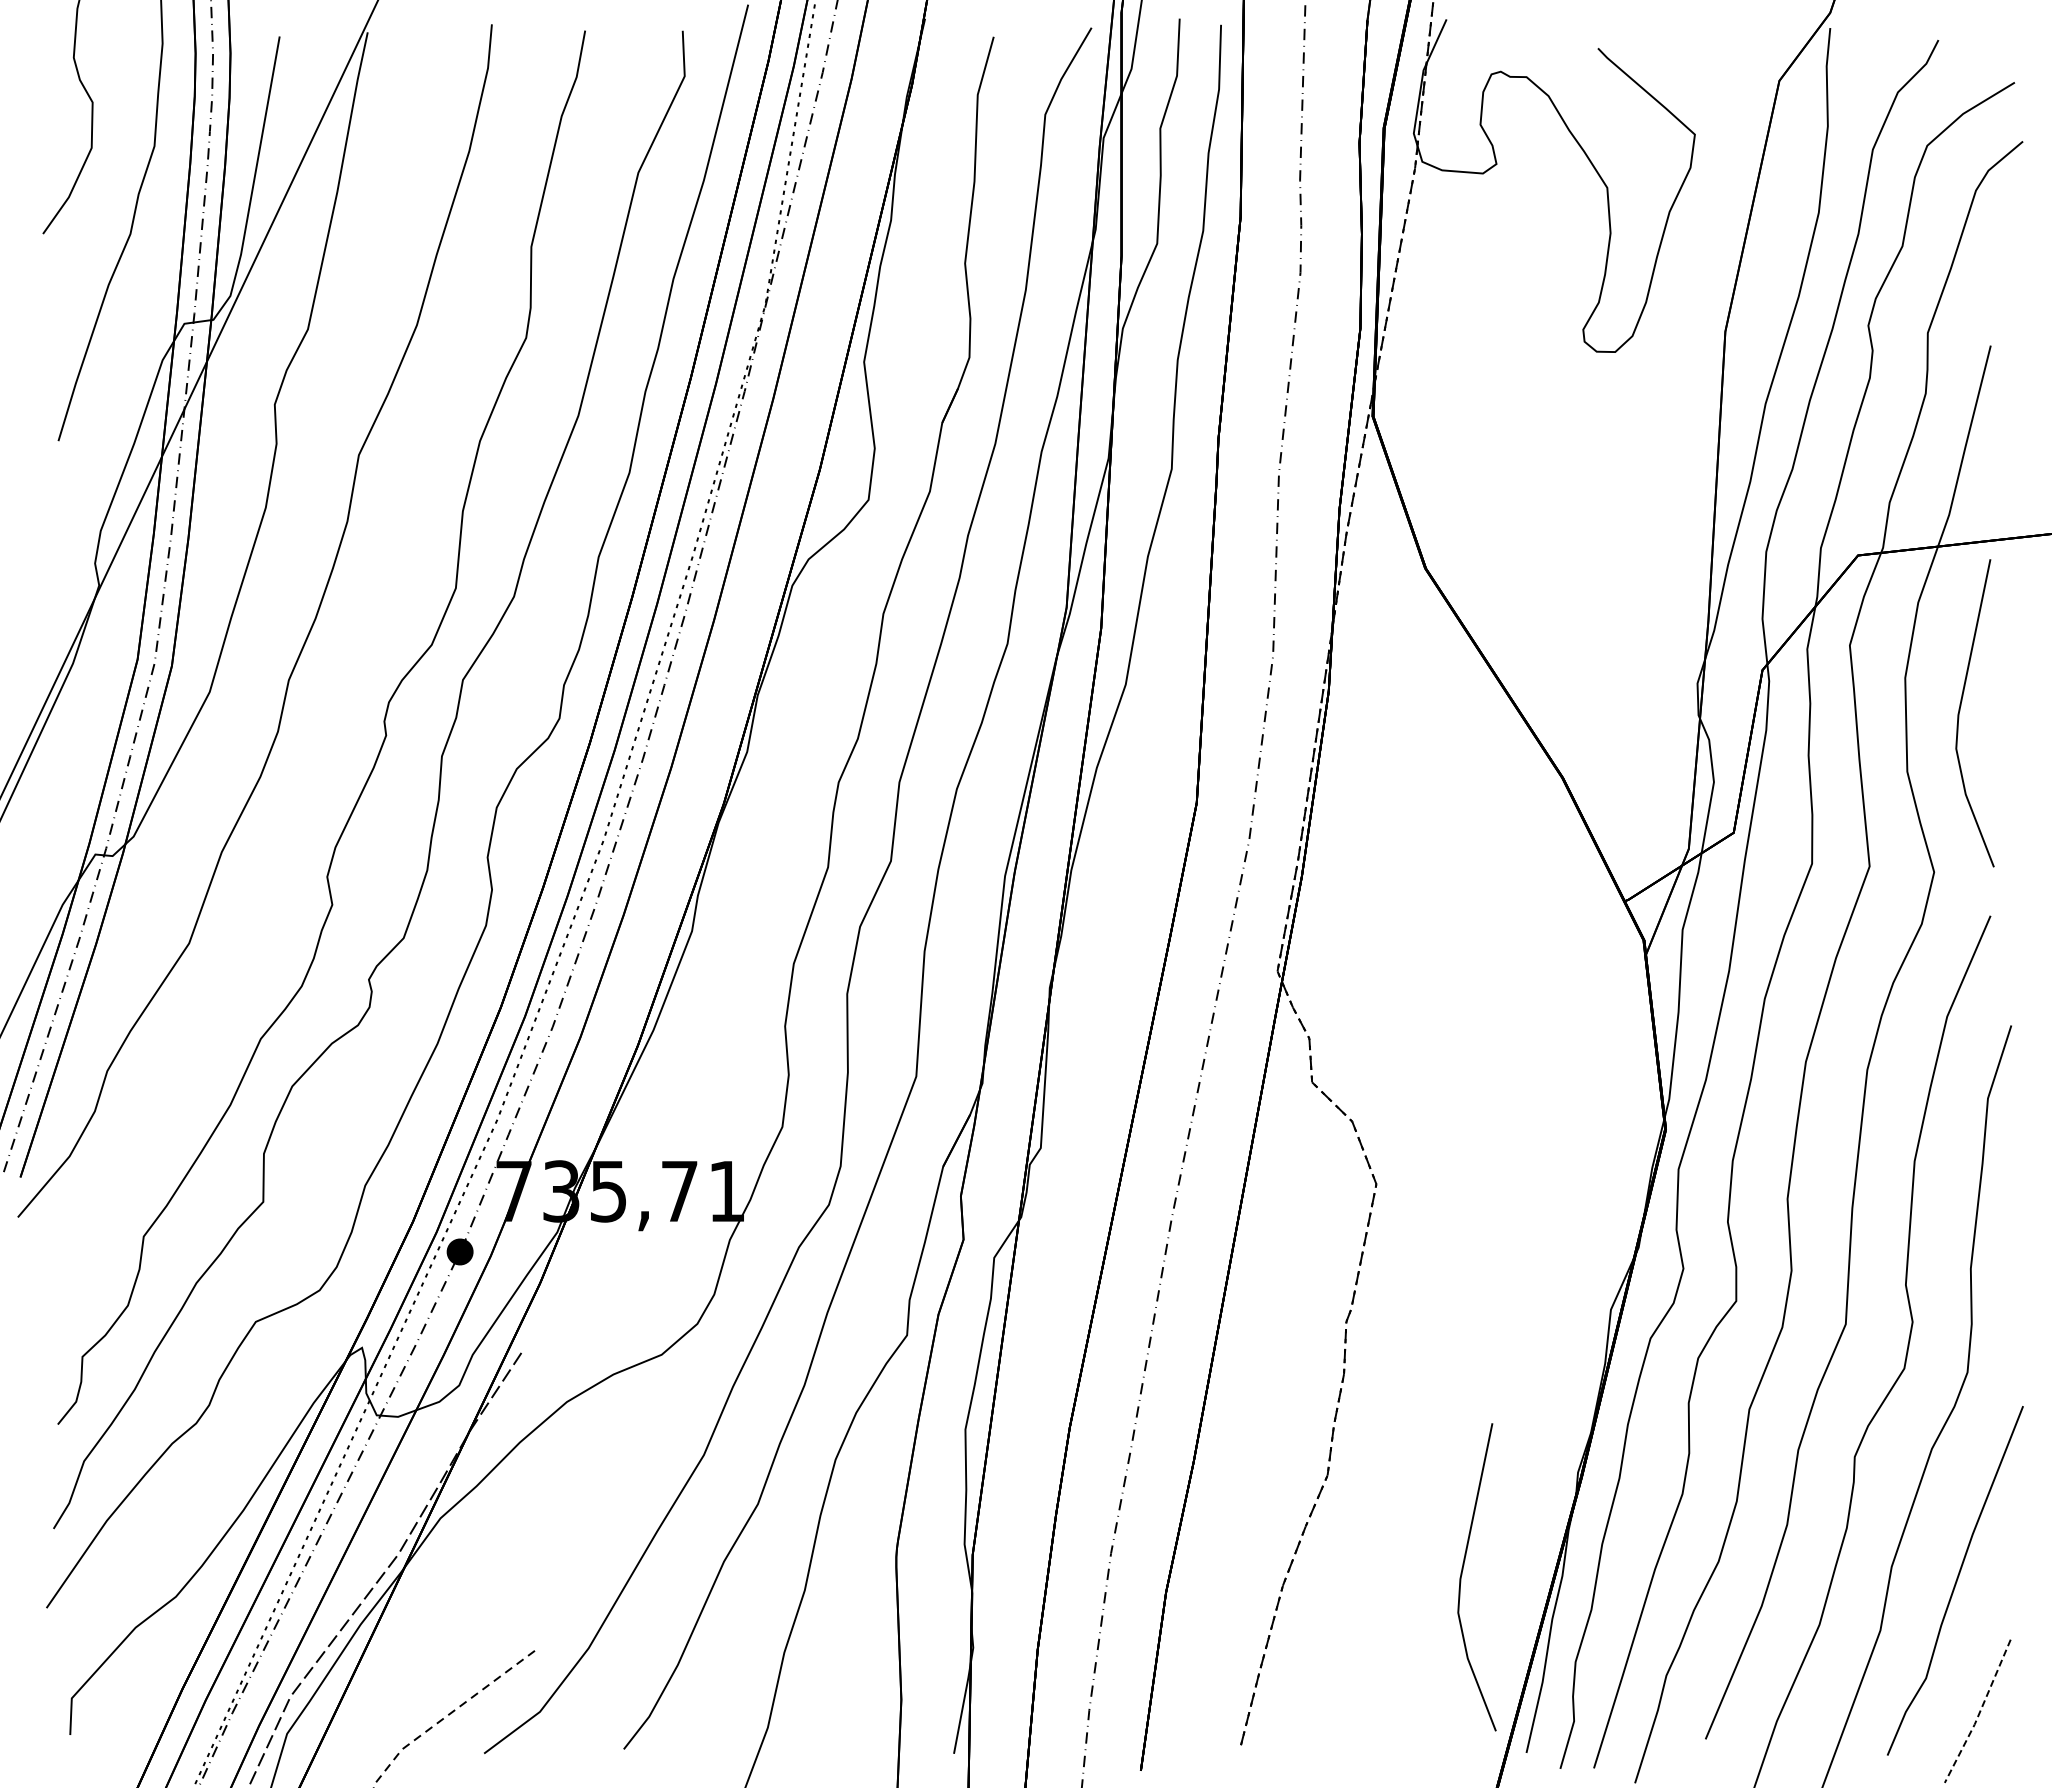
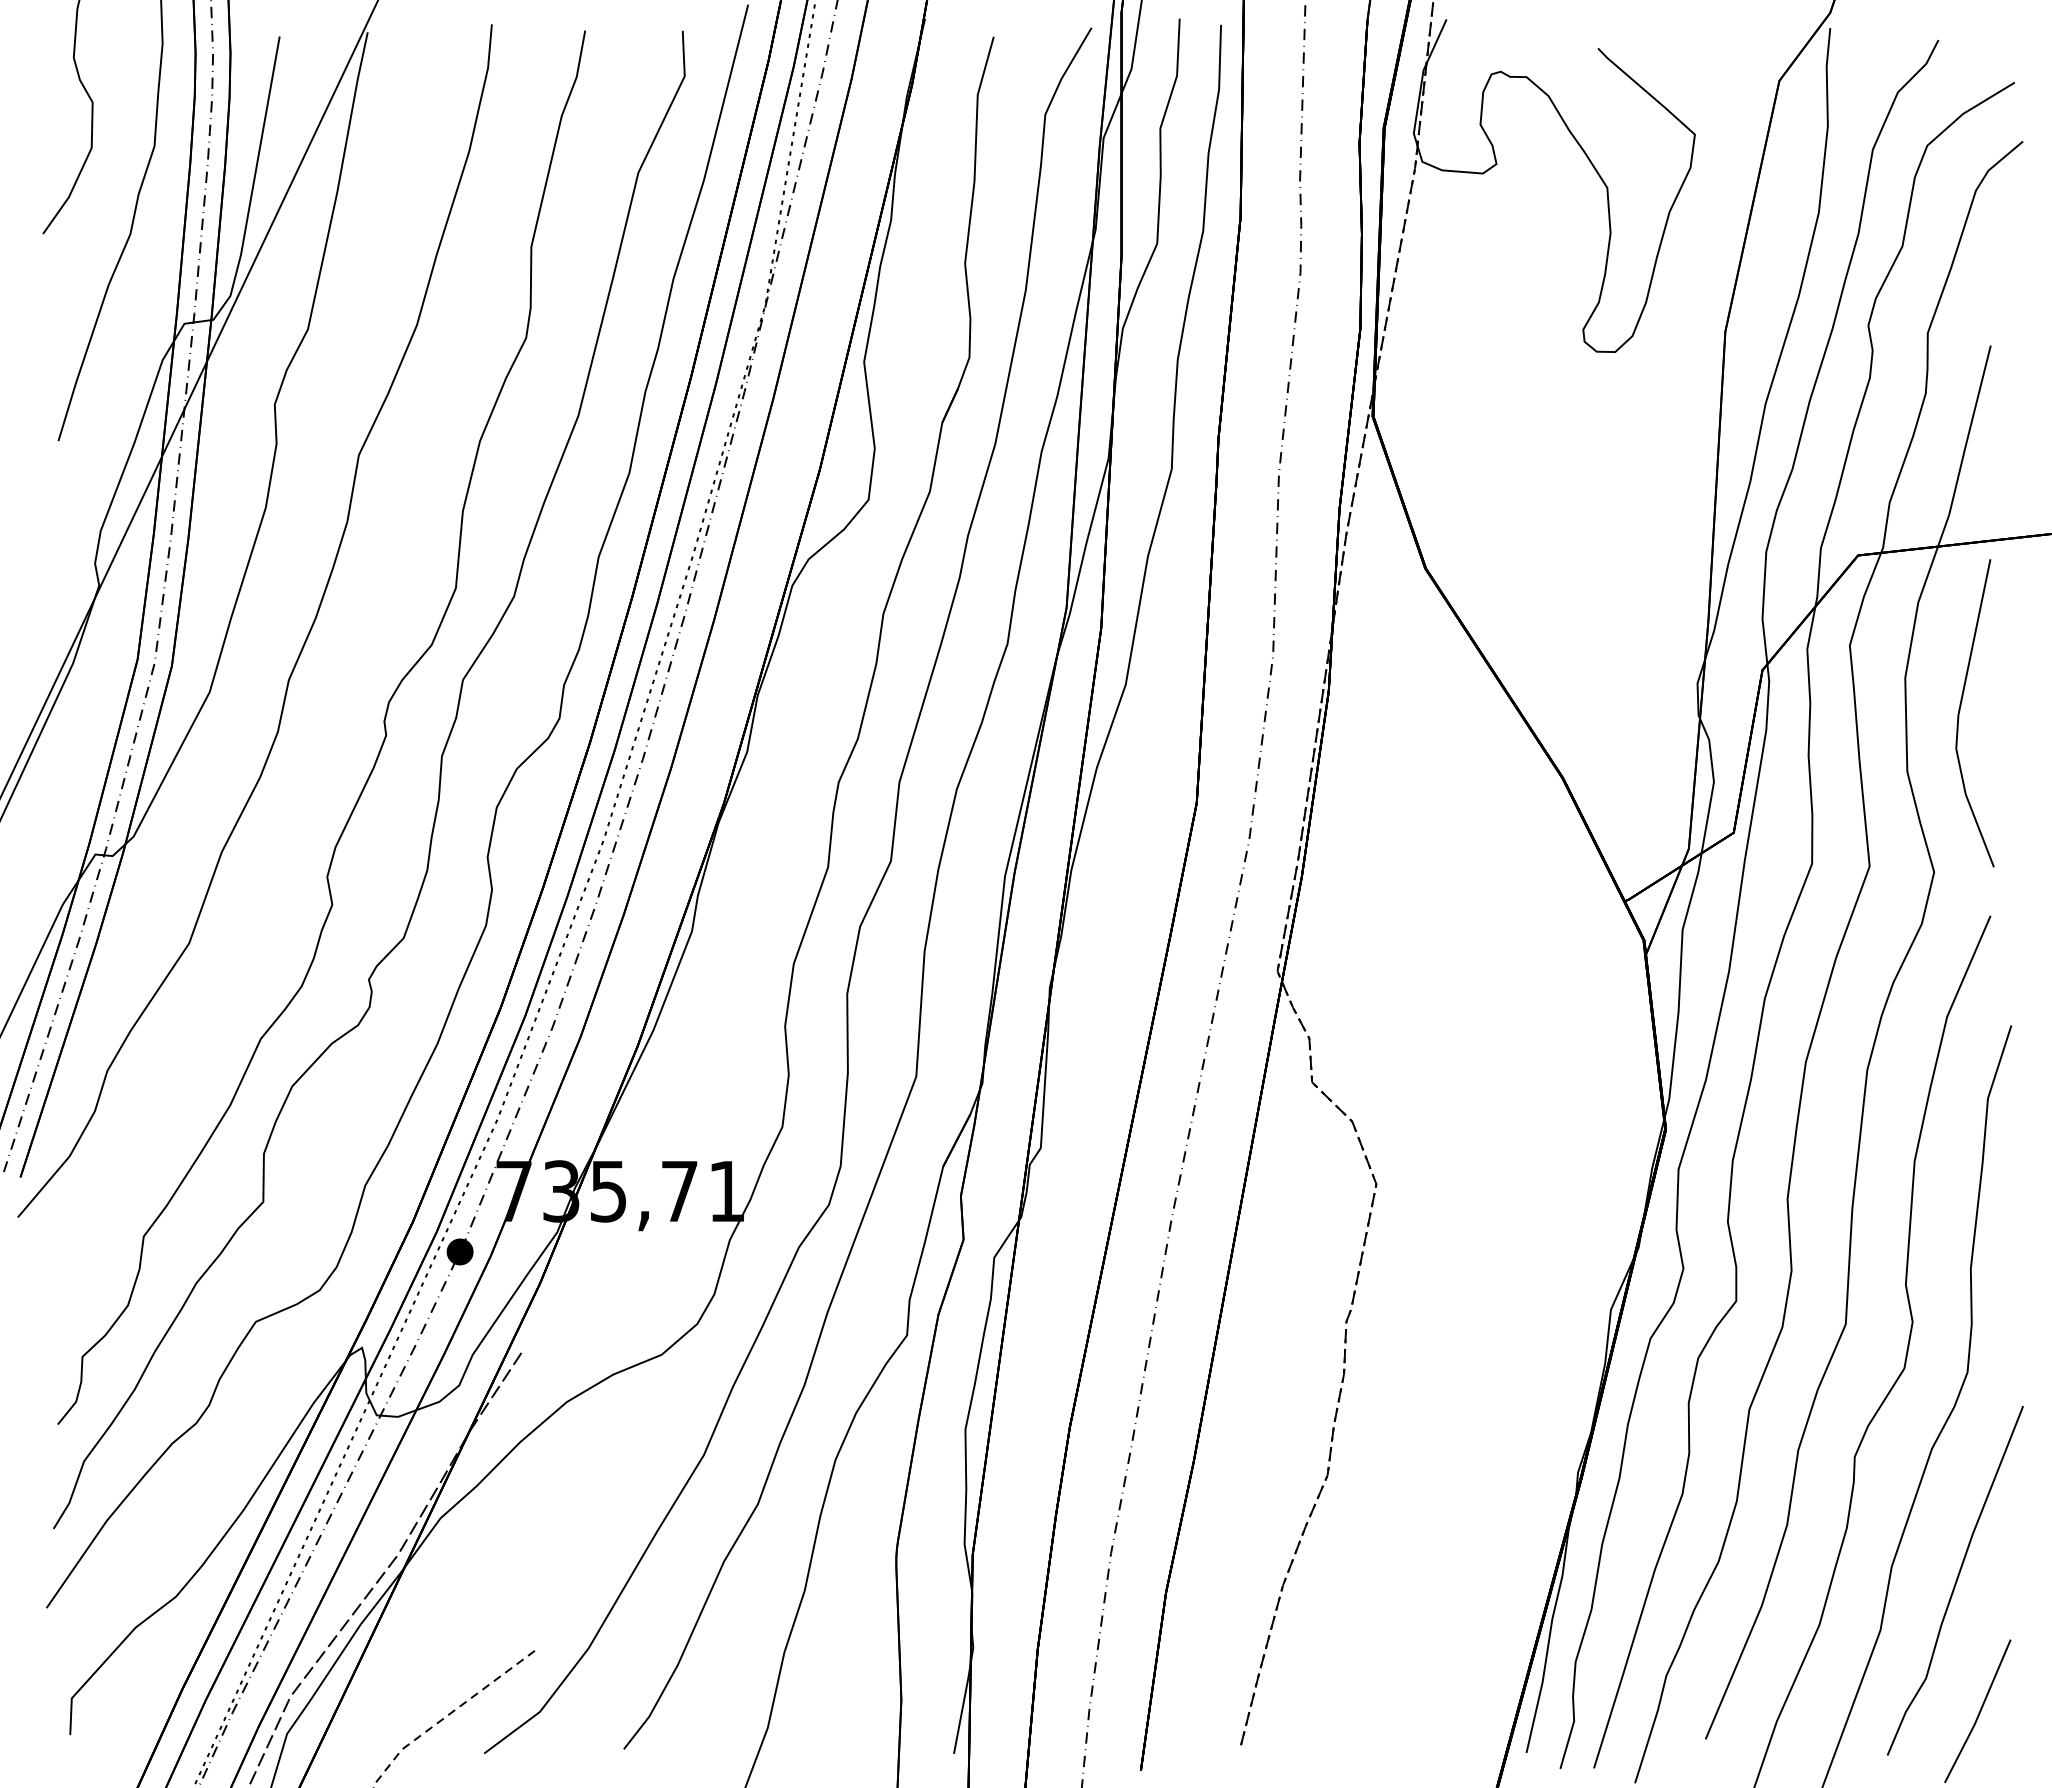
line: present -> none (1462, 1575)
line: dashed -> solid (1979, 1712)
